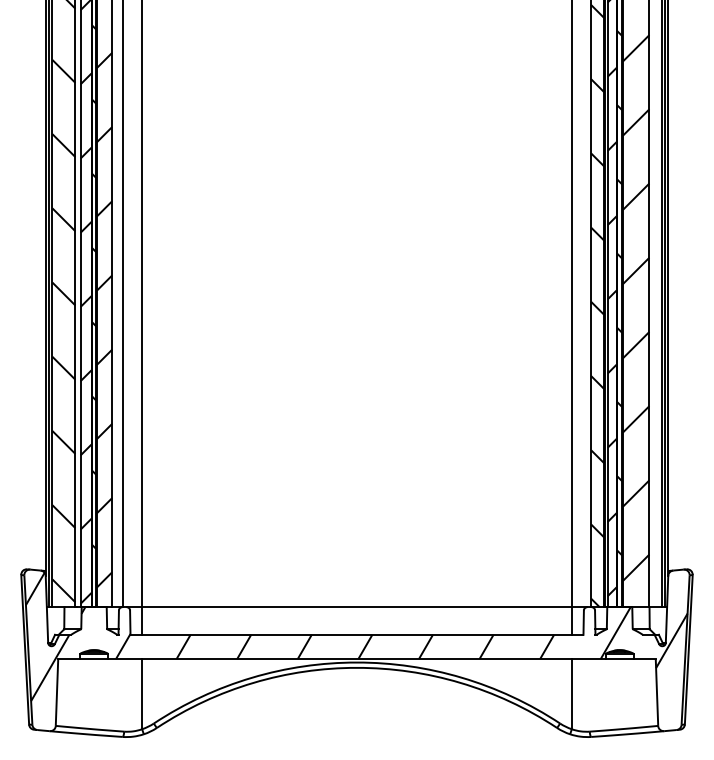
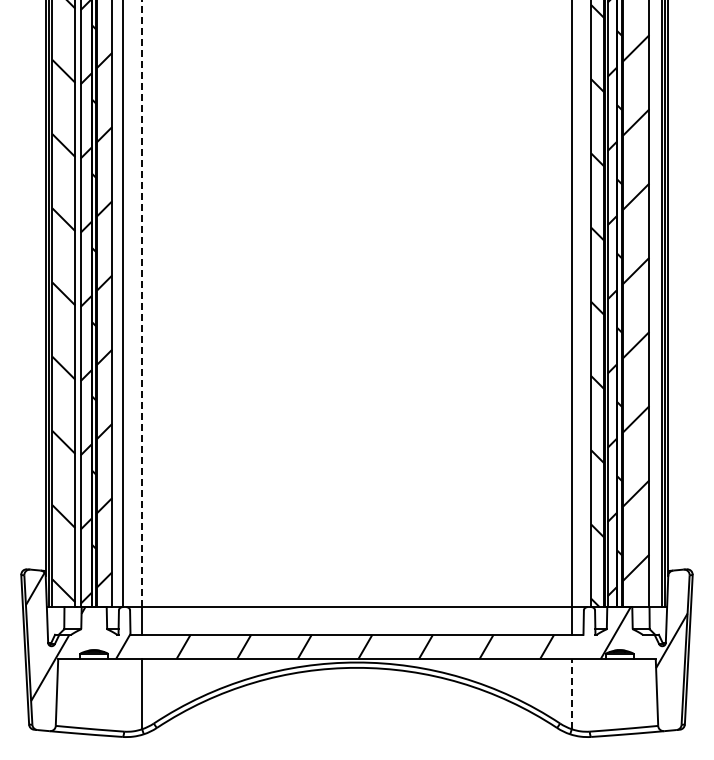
line: solid -> dashed (142, 303)
line: solid -> dashed (571, 693)
